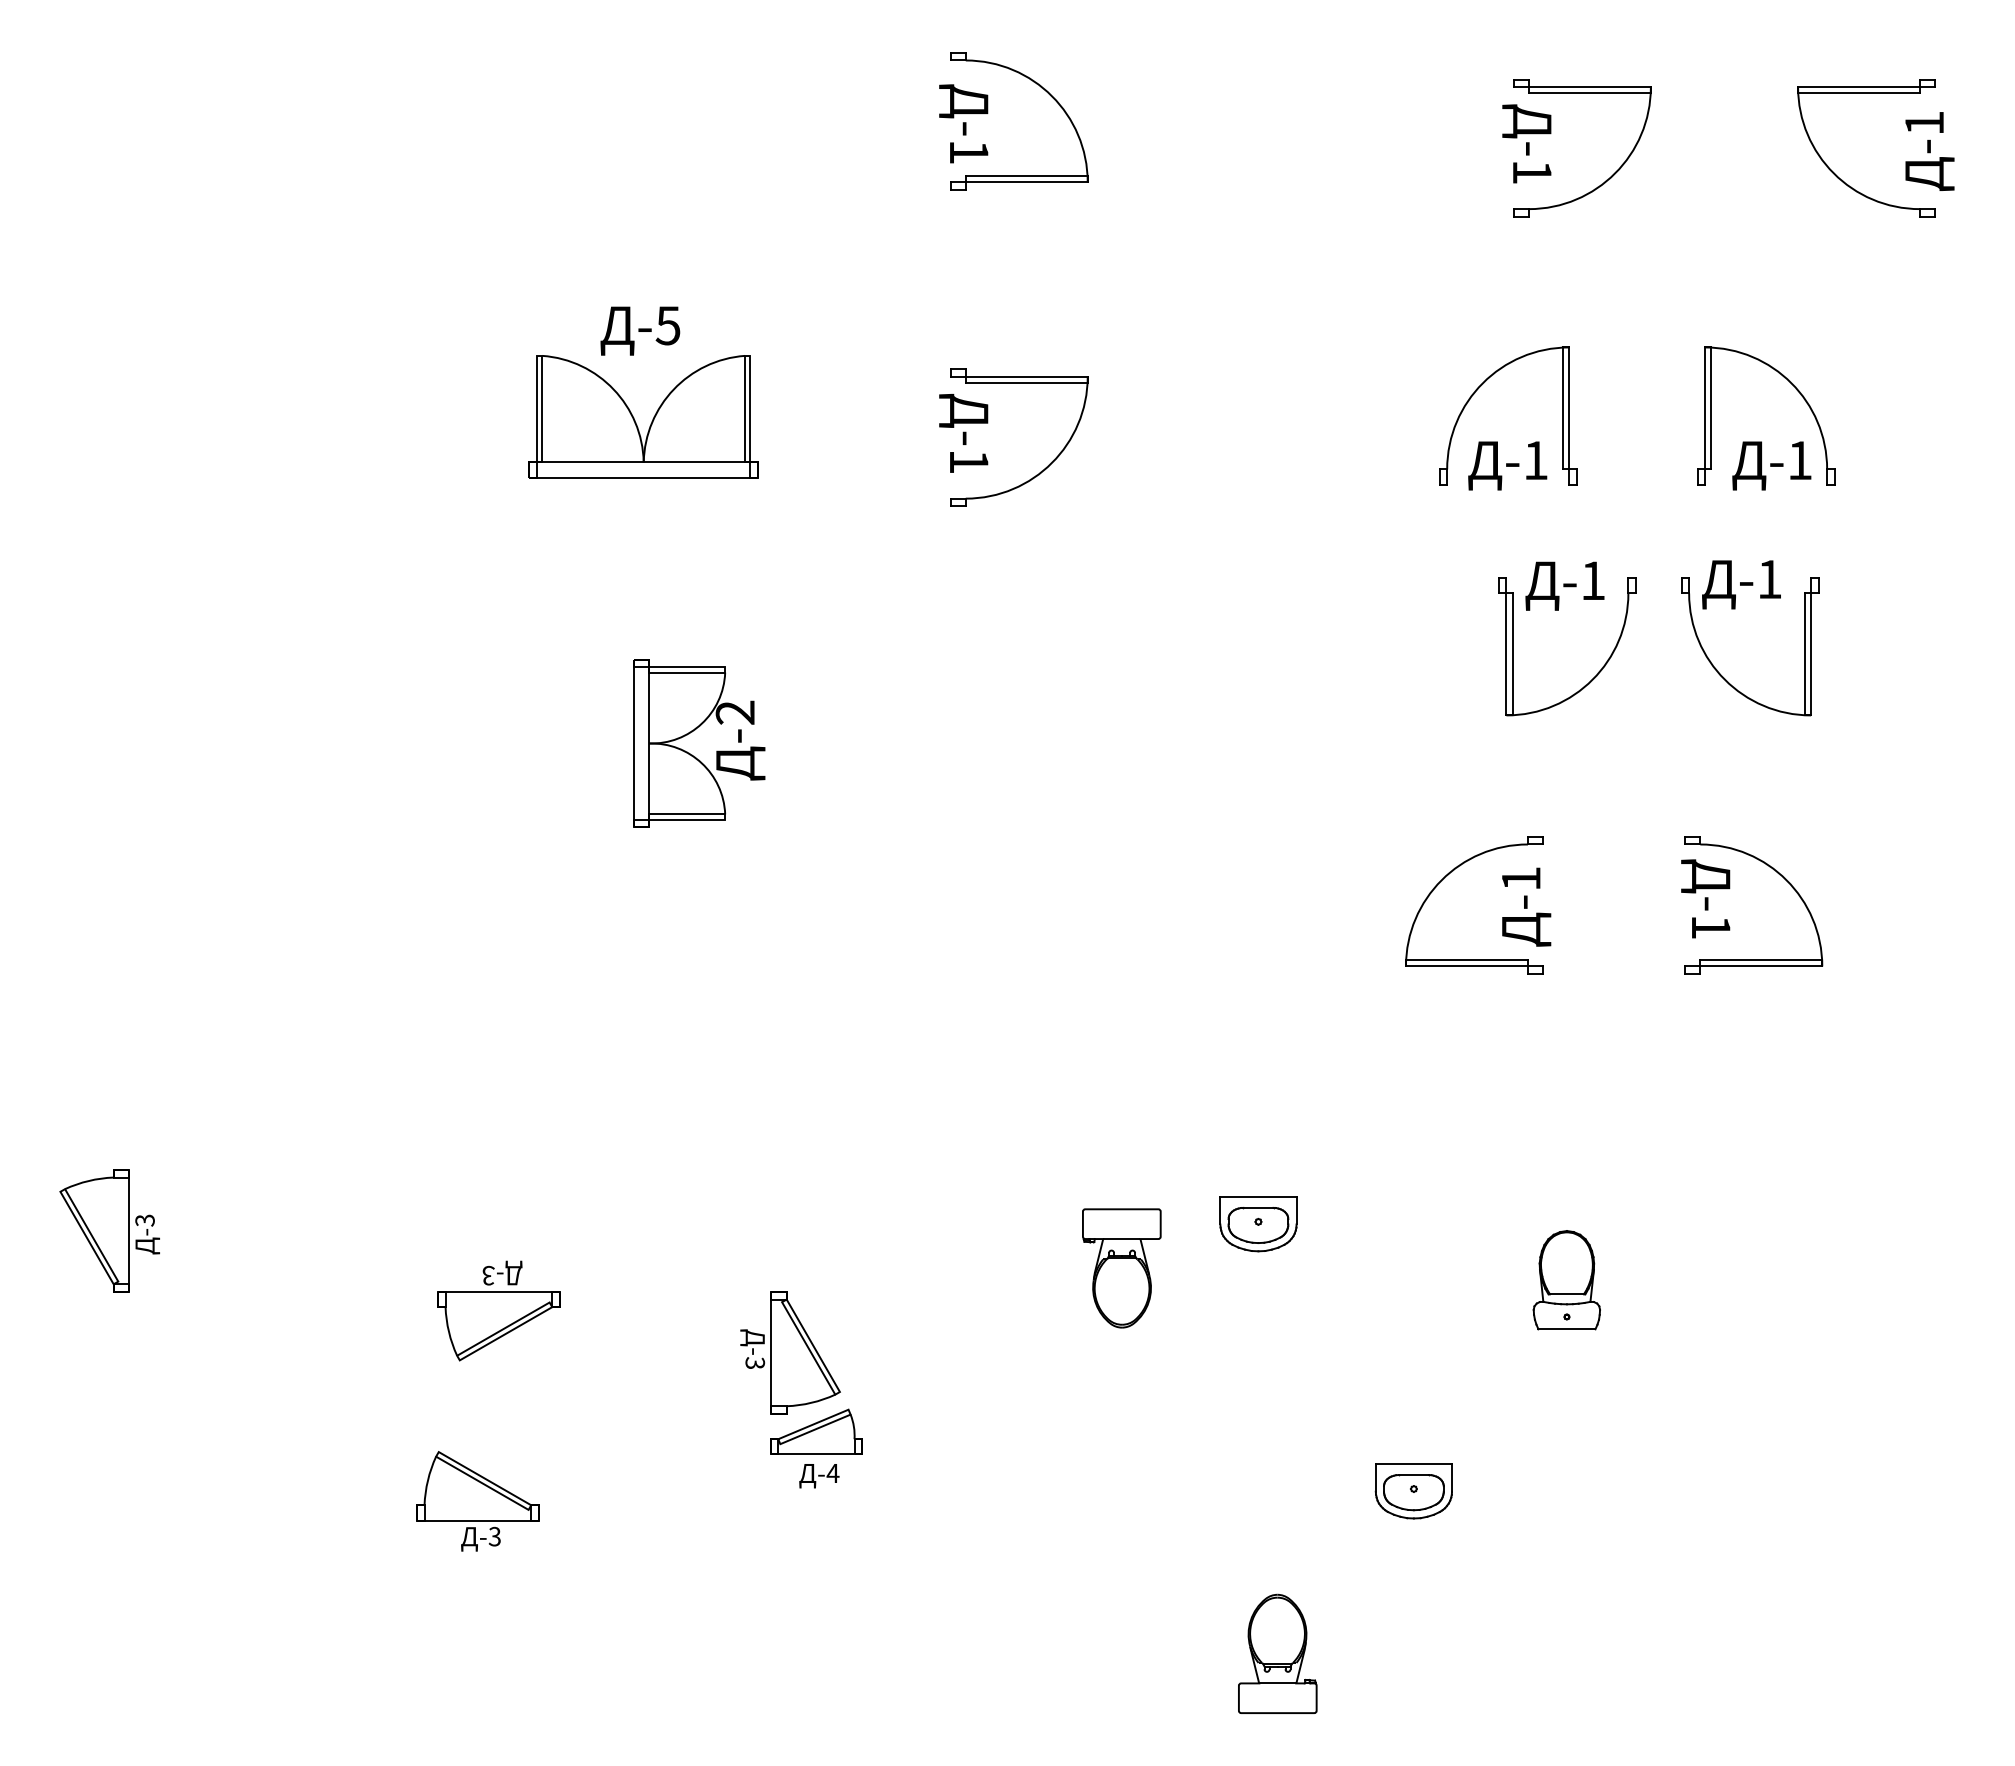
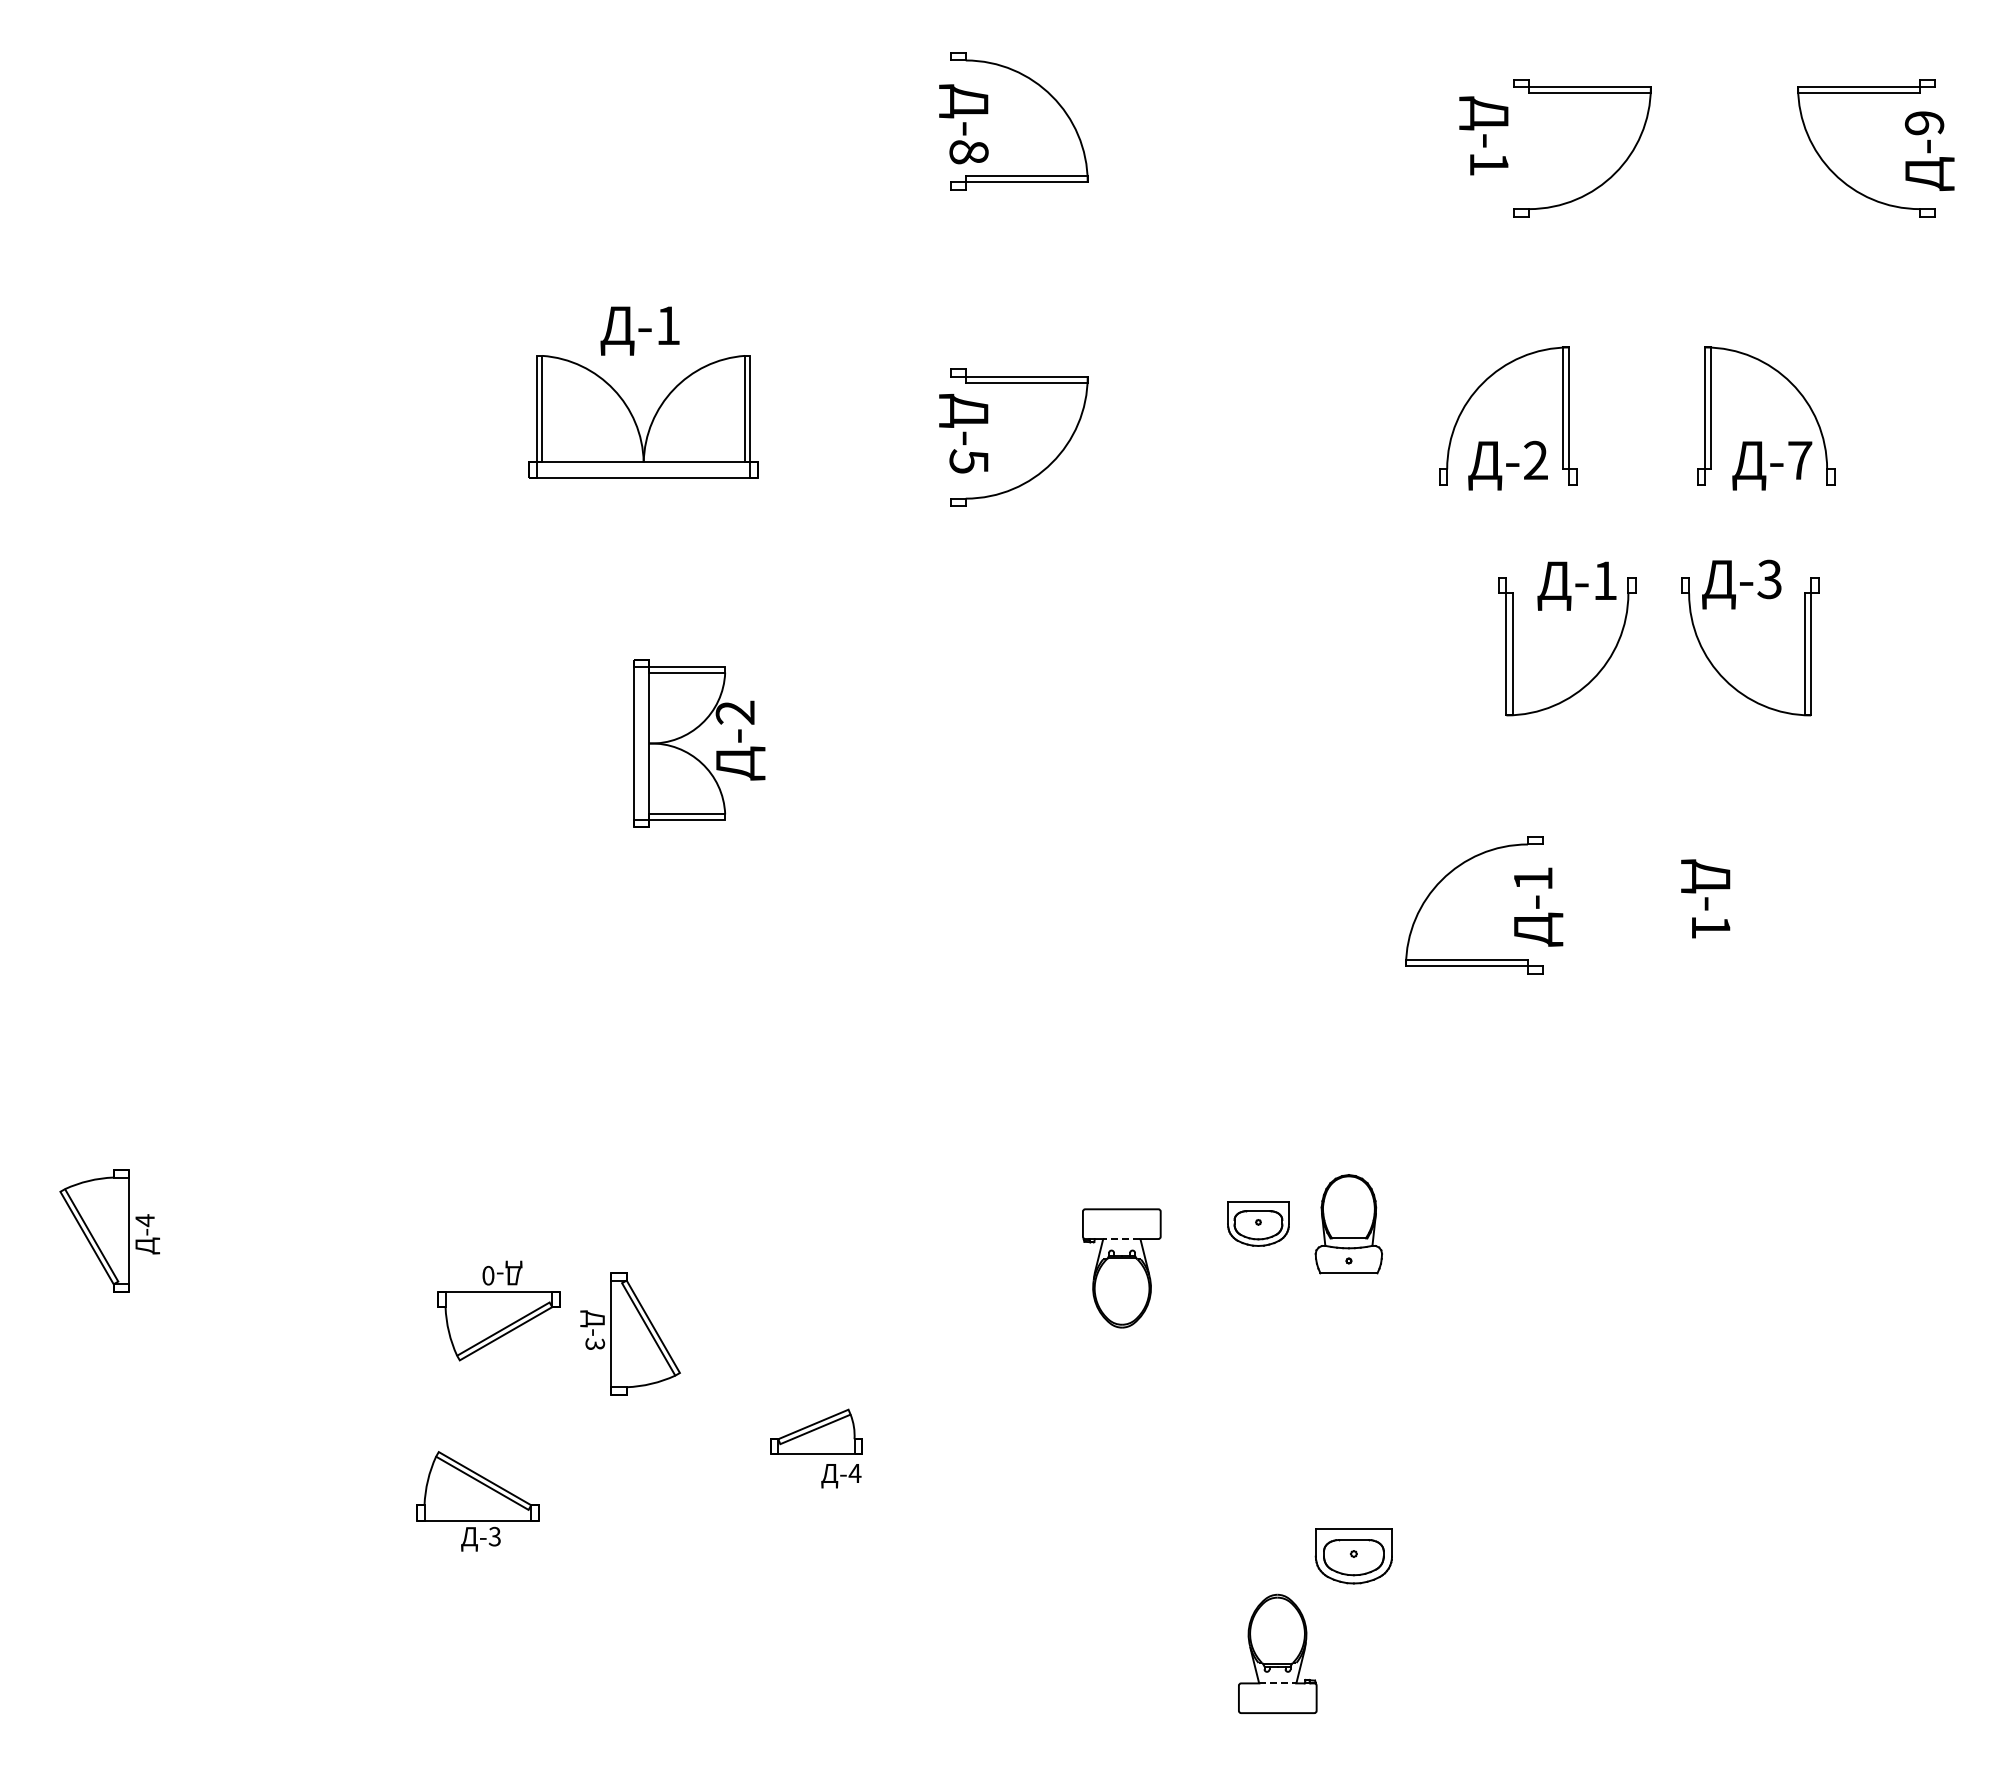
text: -1 -> -9 (1924, 123)
text position: (1526, 143) -> (1483, 135) (1483, 135)
text: -1 -> -8 (968, 152)
text: -5 -> -1 (667, 325)
text: -1 -> -2 (1535, 459)
text: -1 -> -7 (1800, 460)
text: -1 -> -5 (968, 461)
text: -1 -> -3 (1769, 579)
text position: (1564, 585) -> (1576, 585) (1576, 585)
part: present -> none (1778, 874)
text position: (1526, 906) -> (1538, 906) (1538, 906)
text: -3 -> -4 (144, 1220)
part size: 79x57 px -> 63x46 px (1258, 1223)
line: solid -> dashed (1121, 1239)
text: -3 -> -0 (488, 1275)
part position: (1566, 1280) -> (1348, 1224) (1348, 1224)
part position: (790, 1352) -> (630, 1333) (630, 1333)
text position: (819, 1476) -> (841, 1476) (841, 1476)
part position: (1413, 1491) -> (1353, 1556) (1353, 1556)
line: solid -> dashed (1277, 1683)
